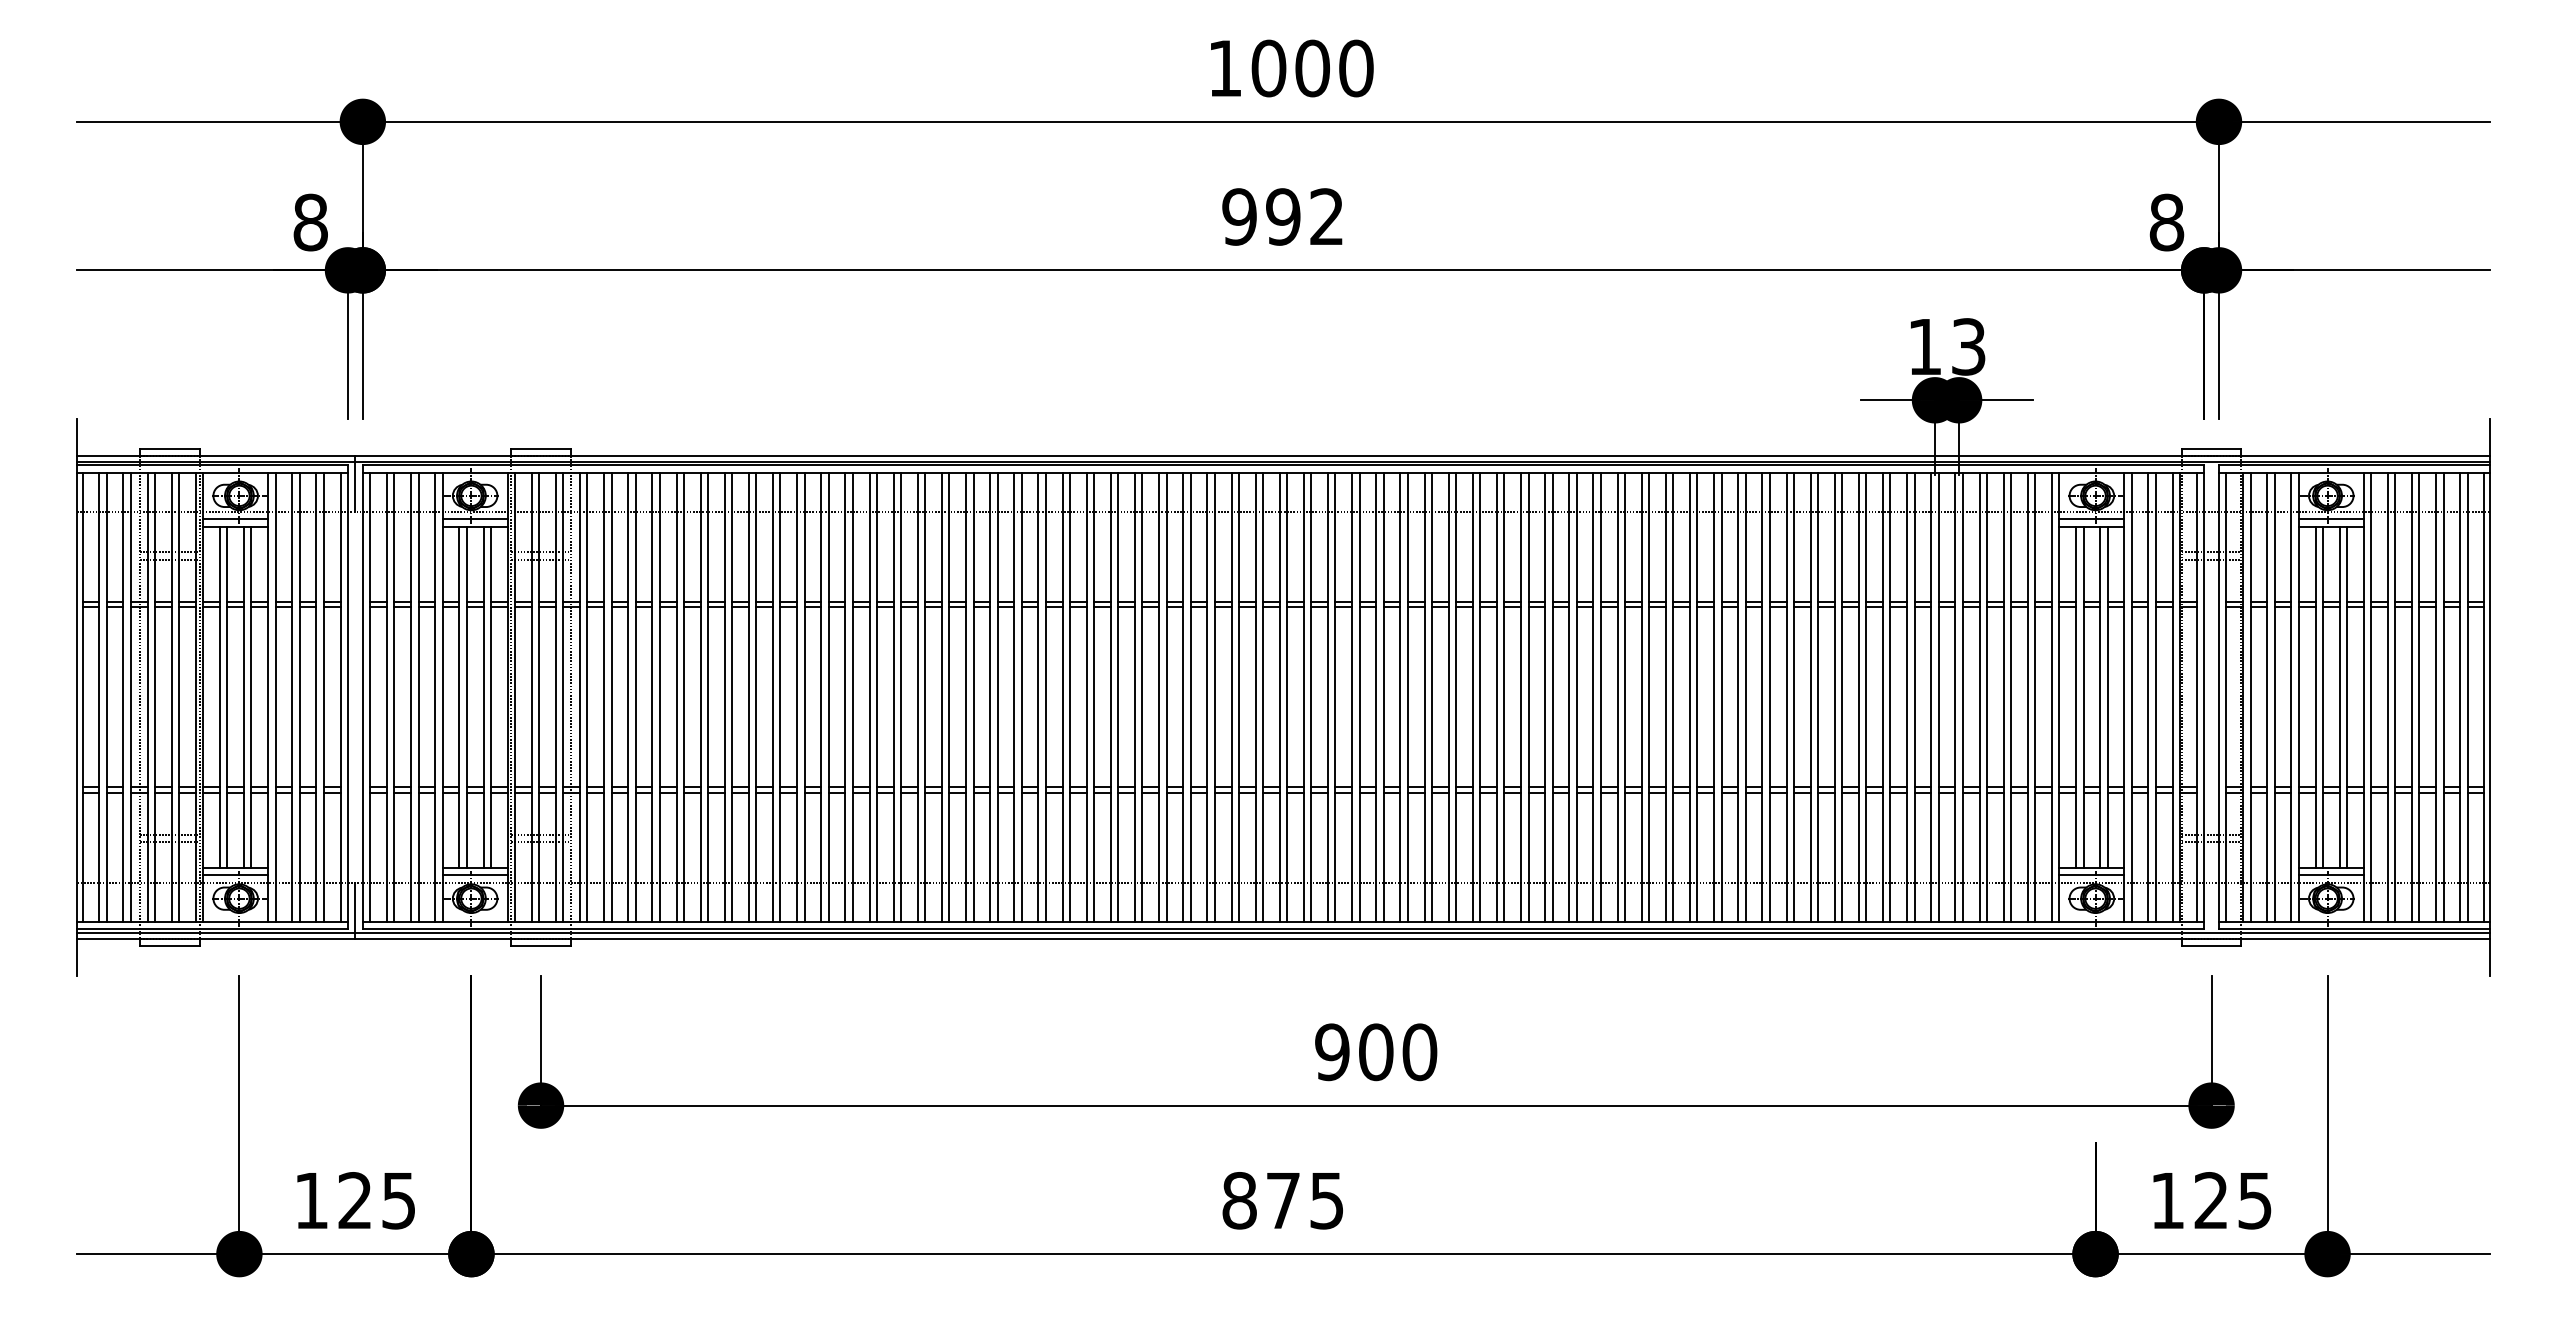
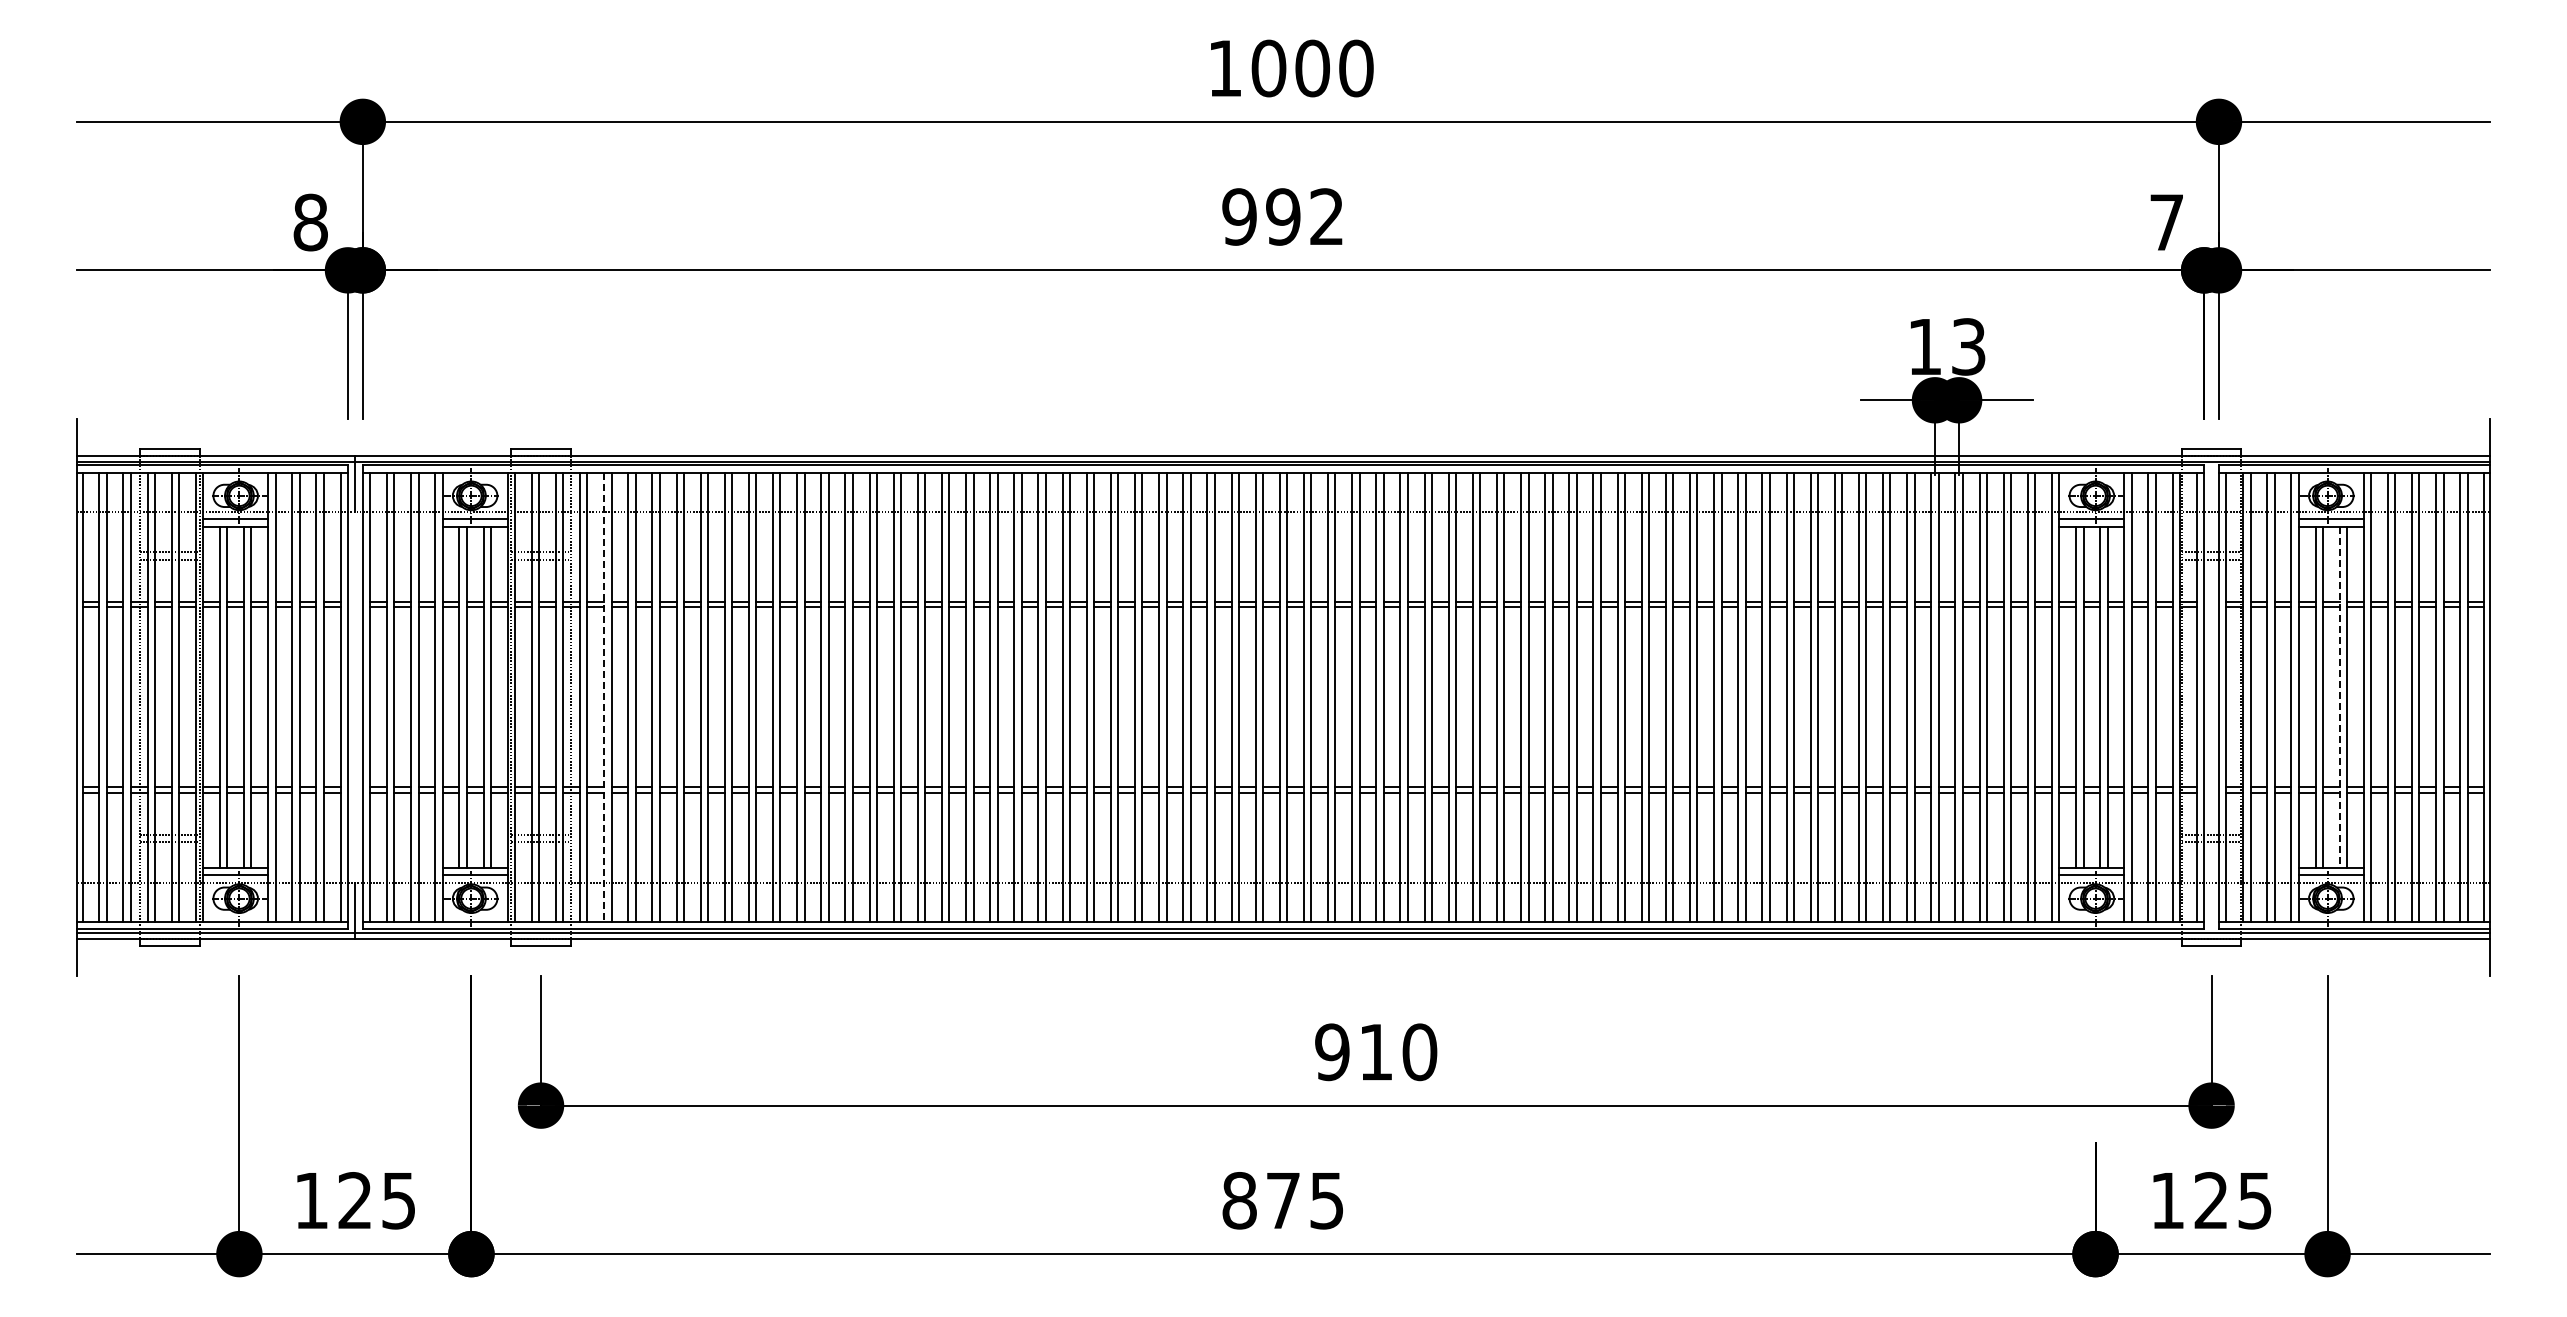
text: 8 -> 7 (2166, 222)
line: solid -> dashed (604, 697)
line: solid -> dashed (2339, 697)
text: 900 -> 910 (1376, 1052)
